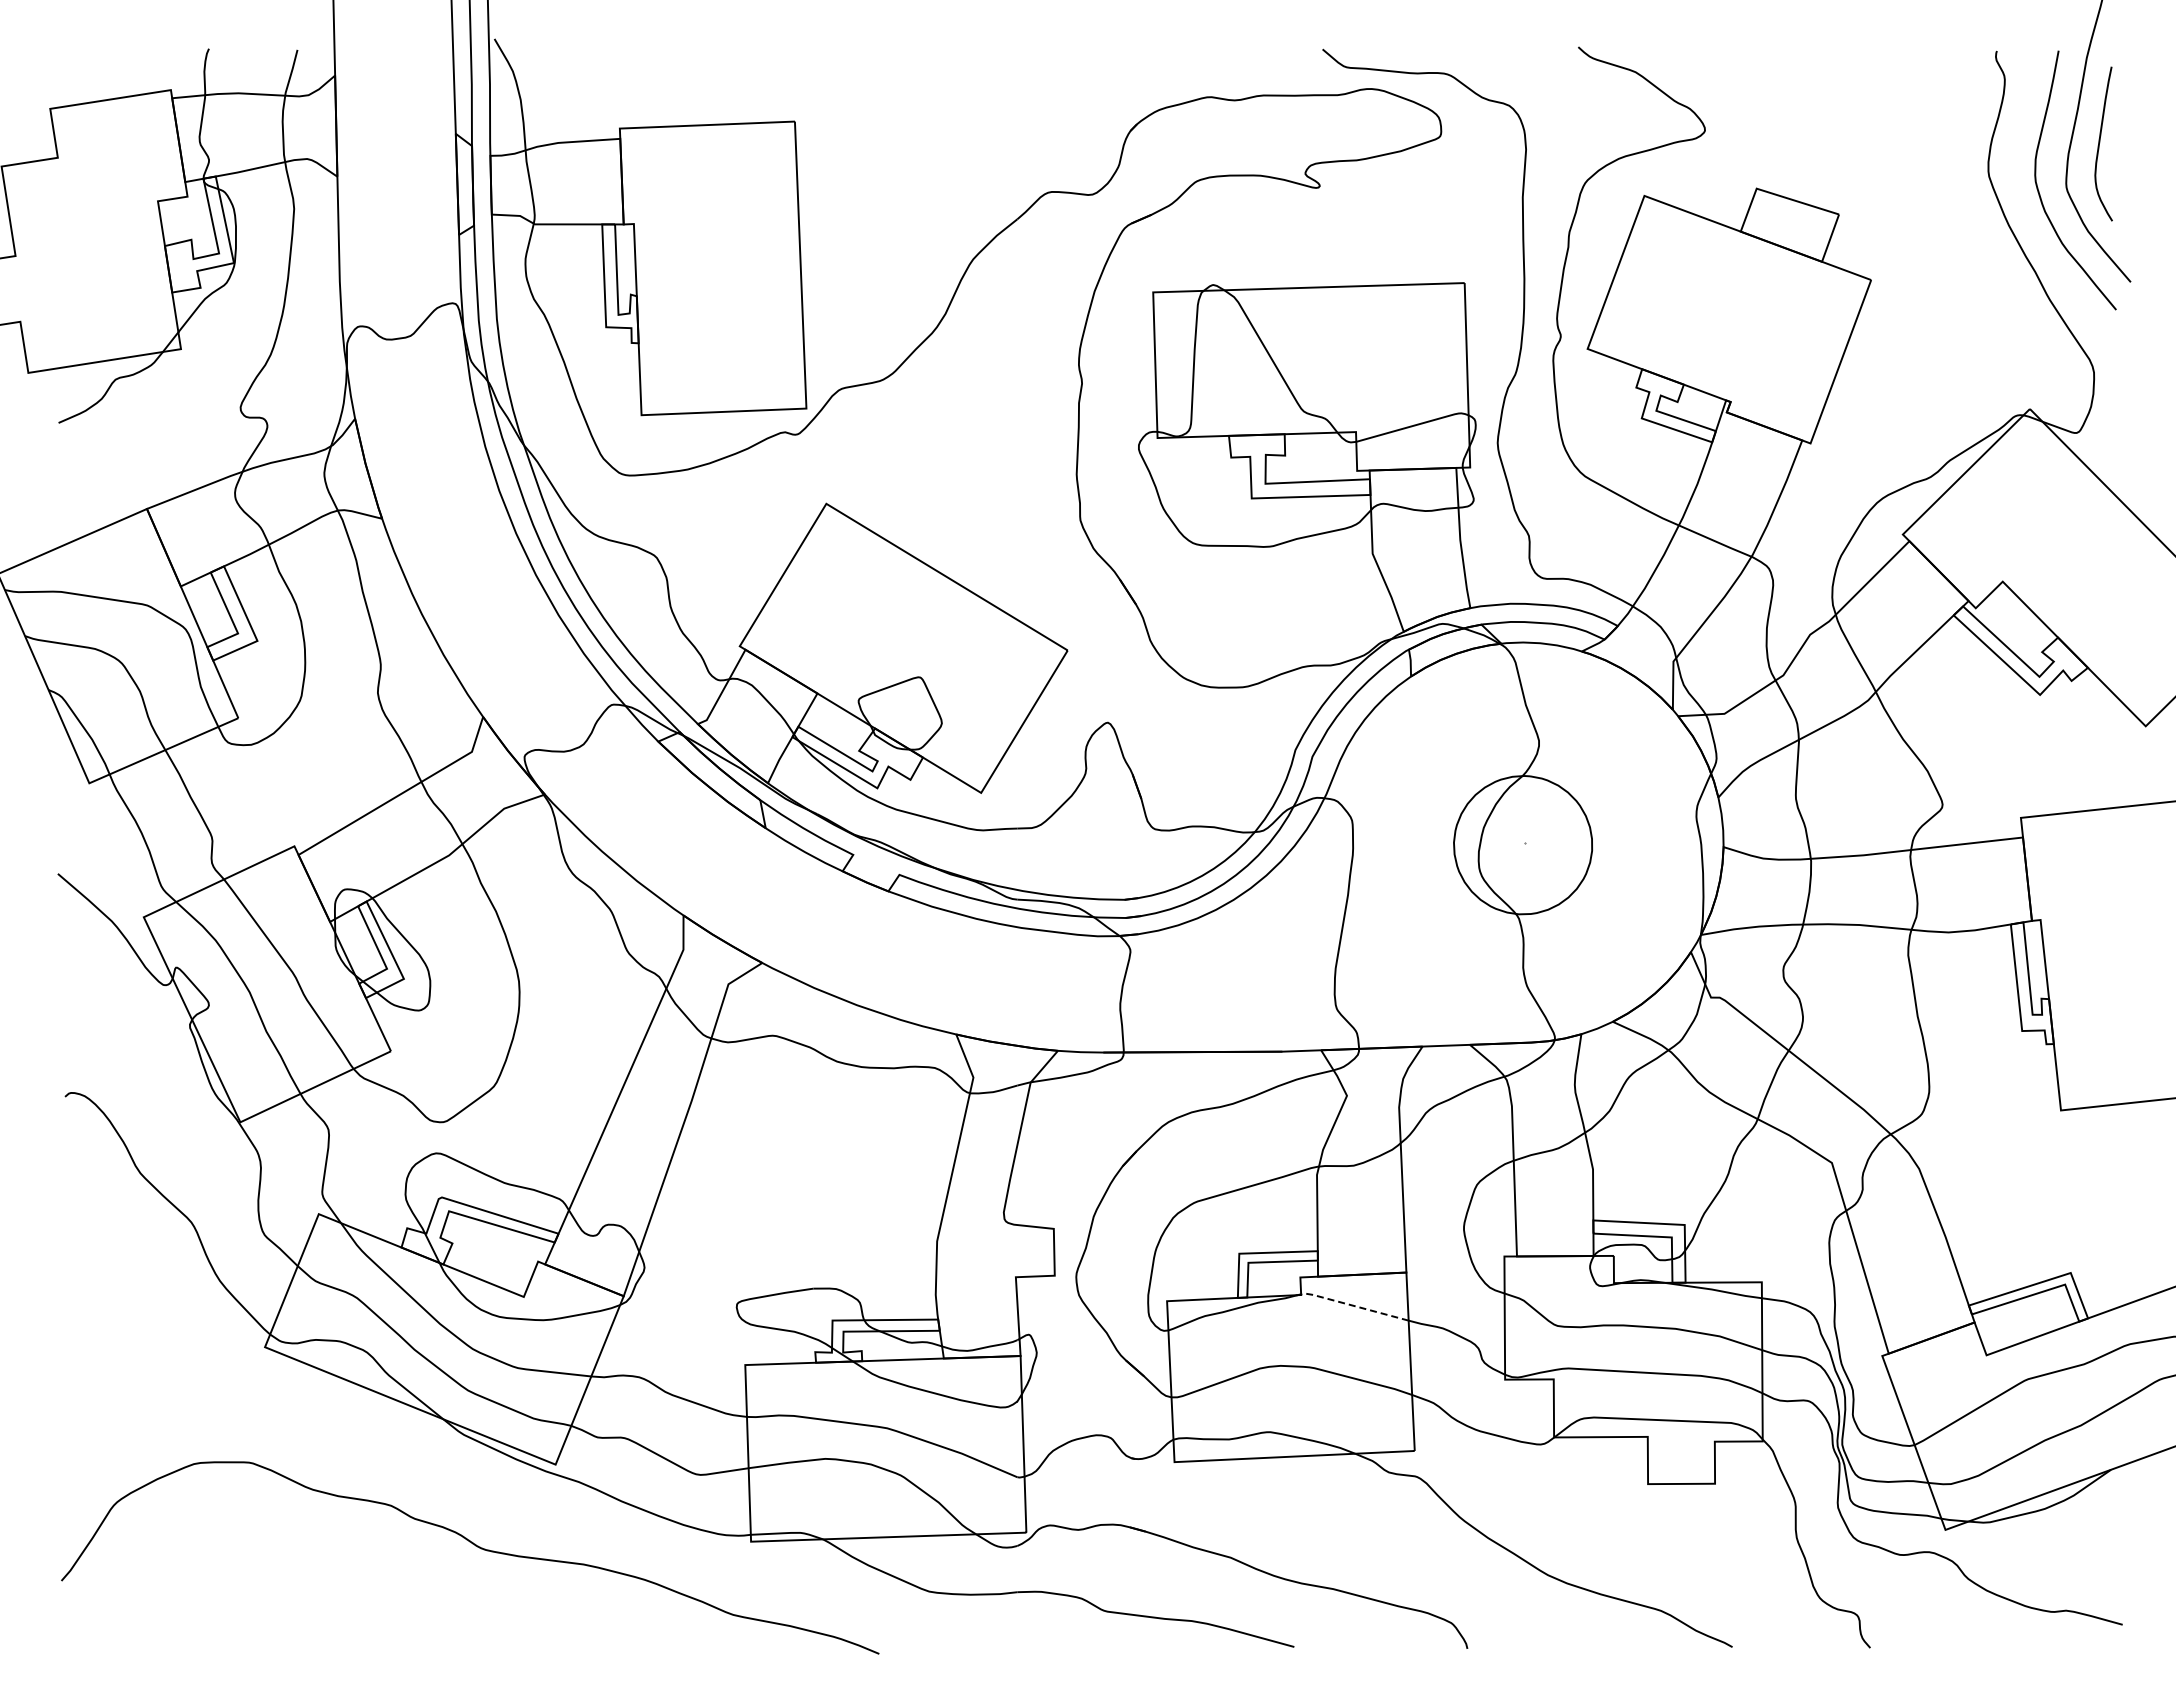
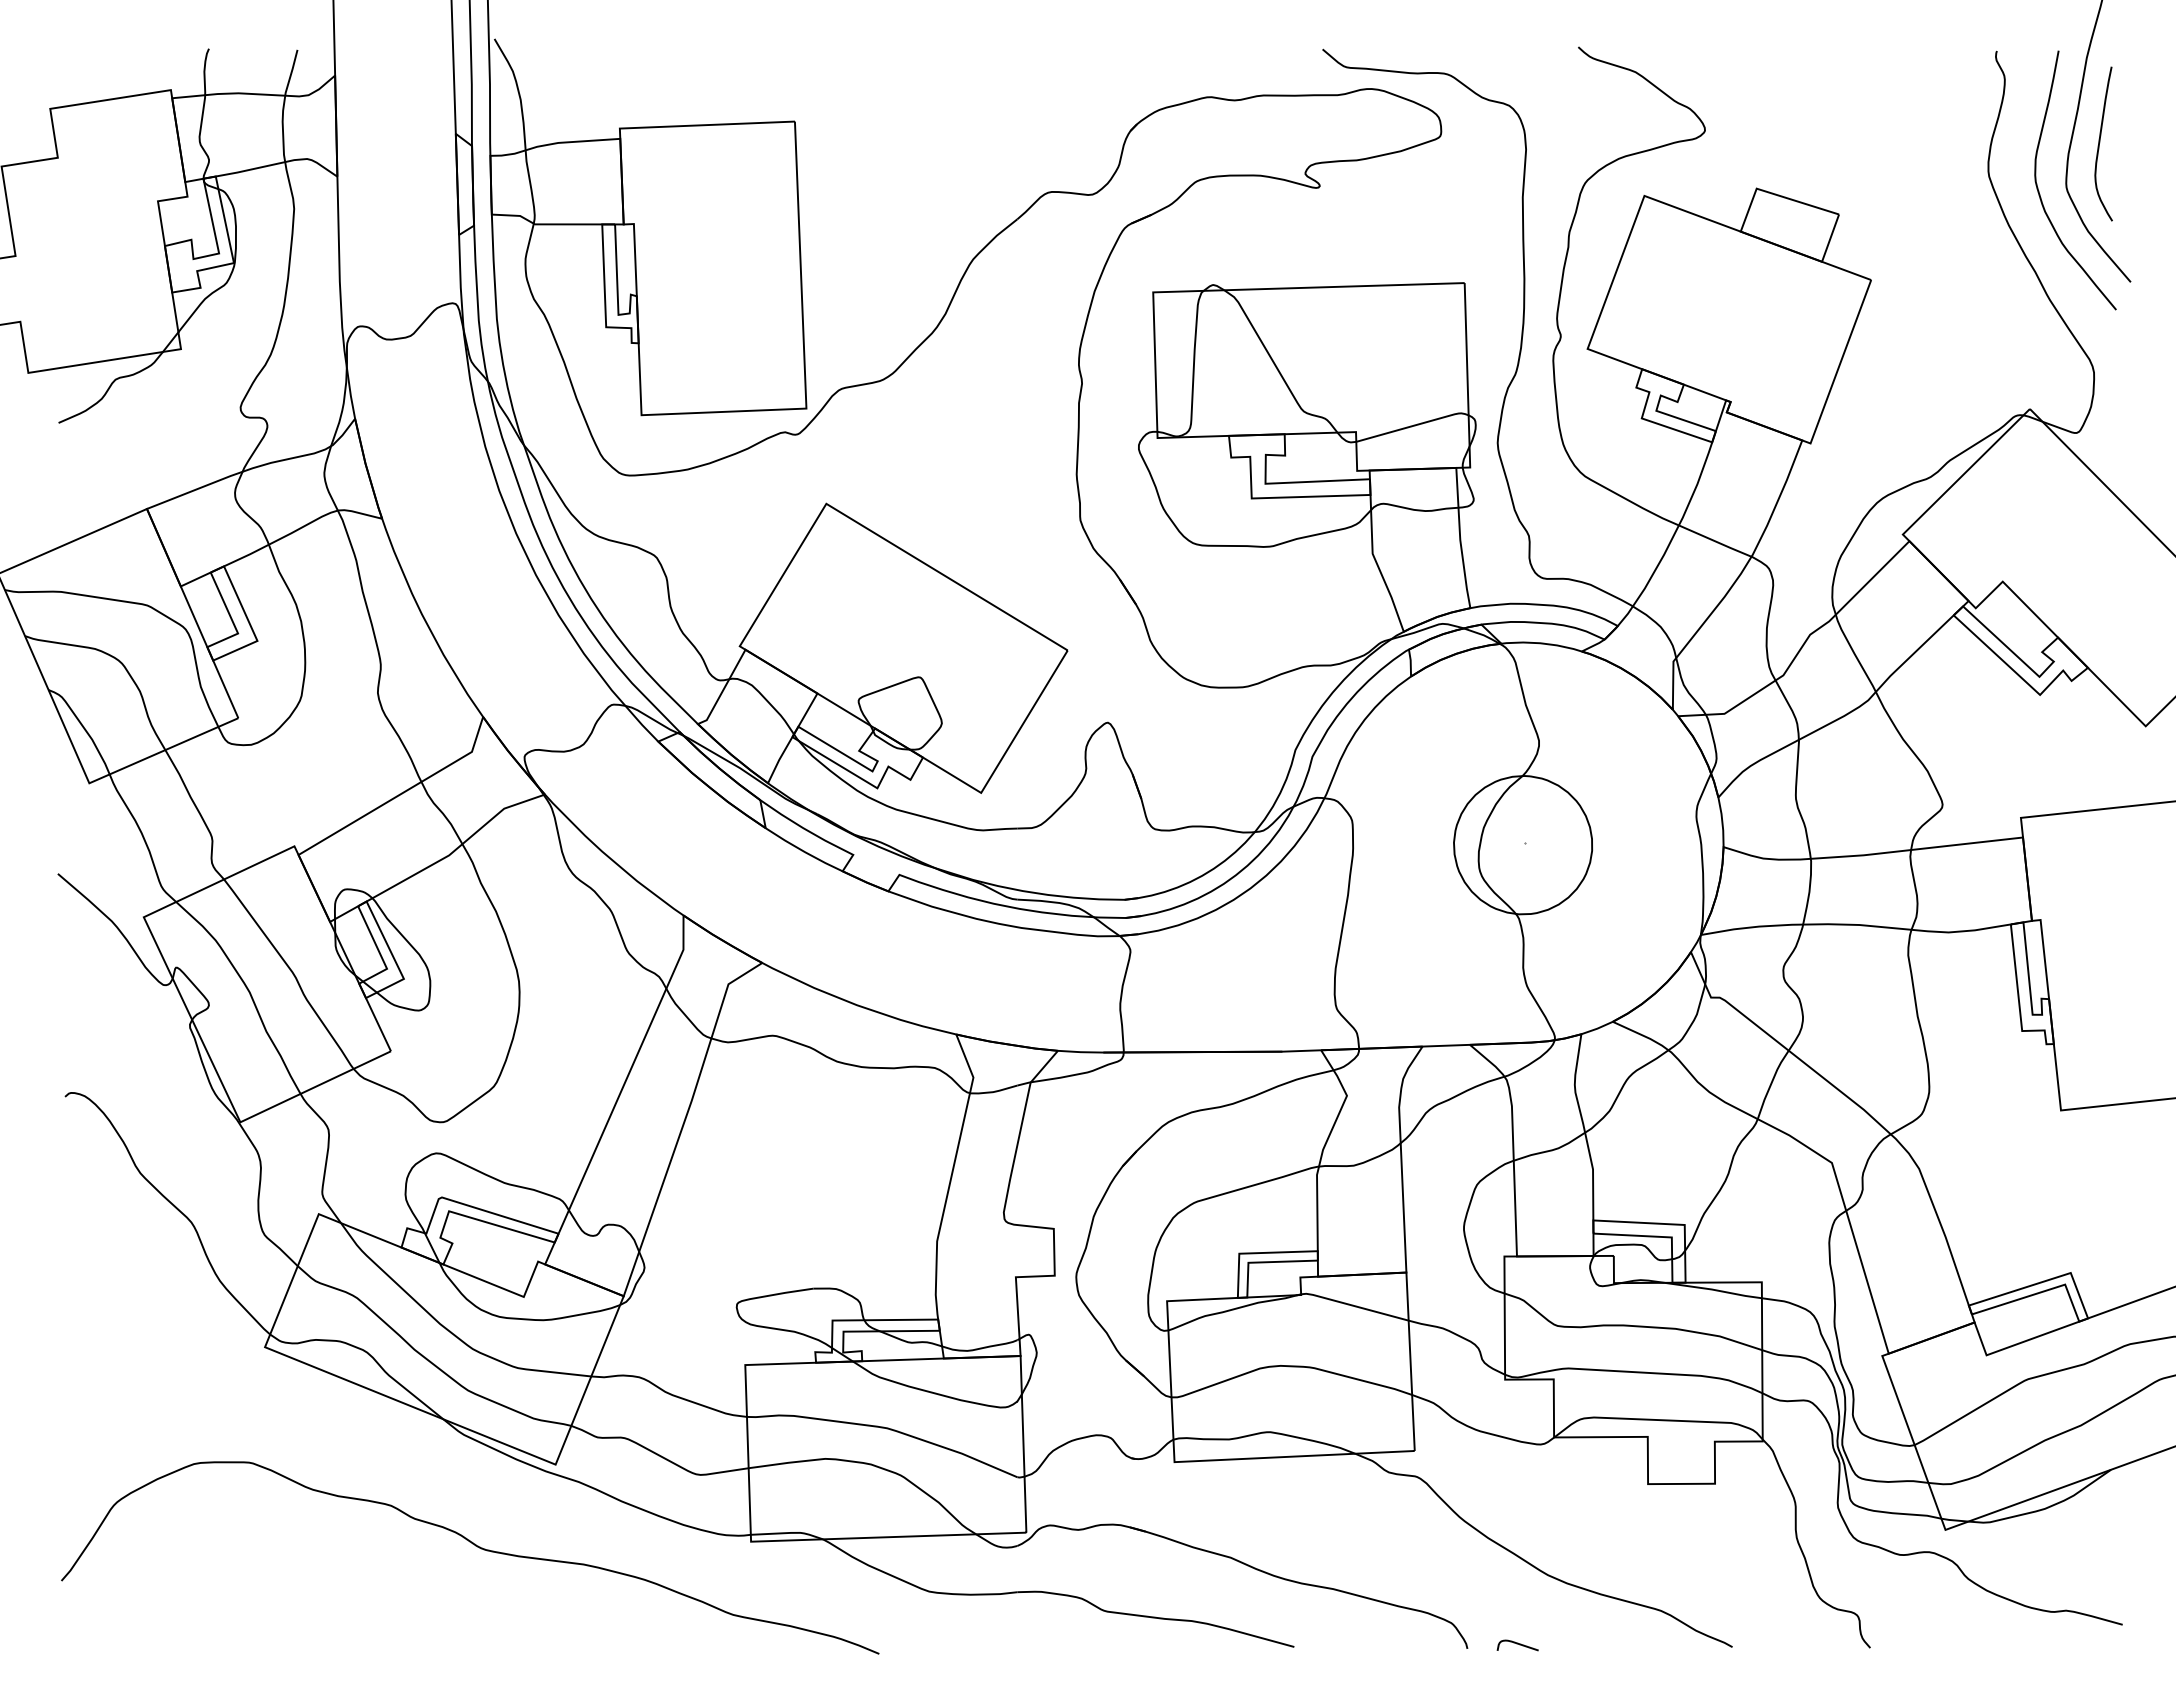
line: dashed -> solid (1353, 1305)
curve: none -> present (1517, 1644)
